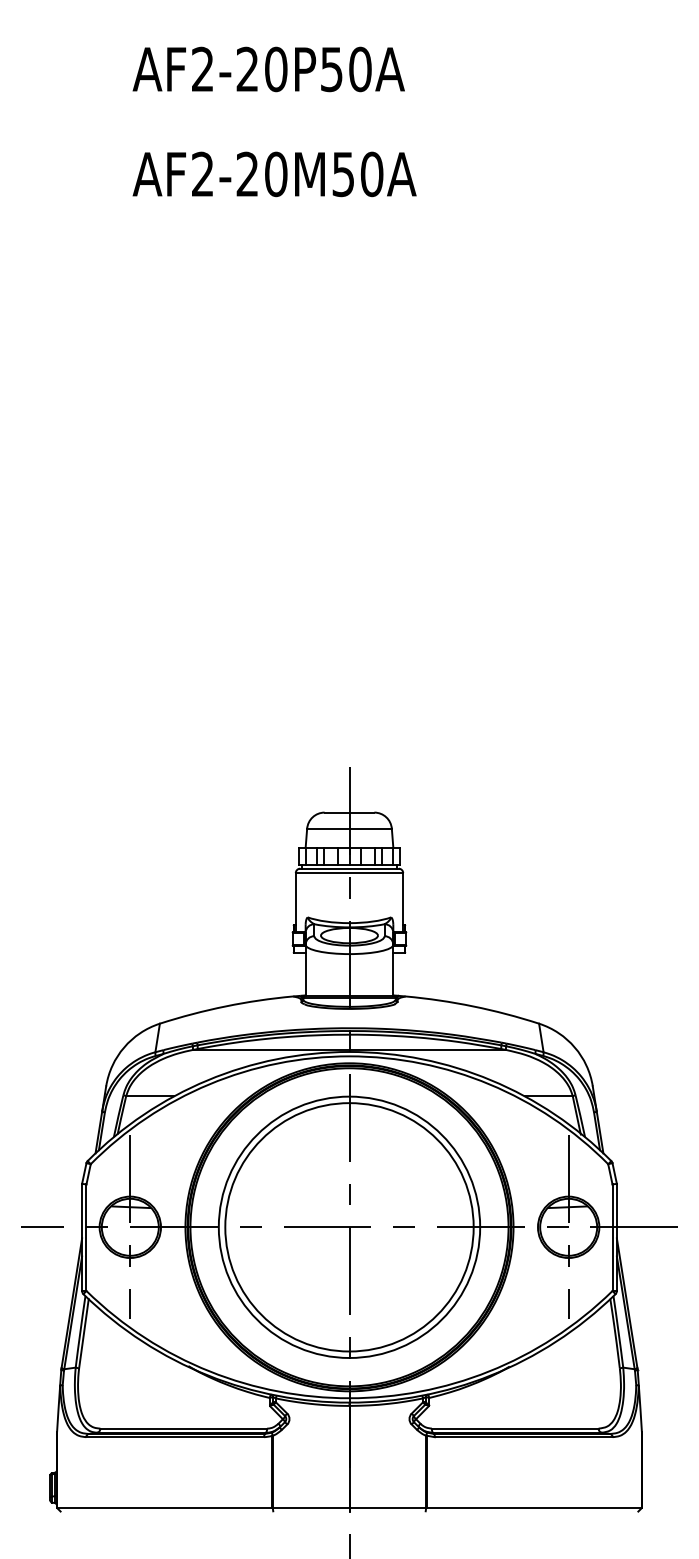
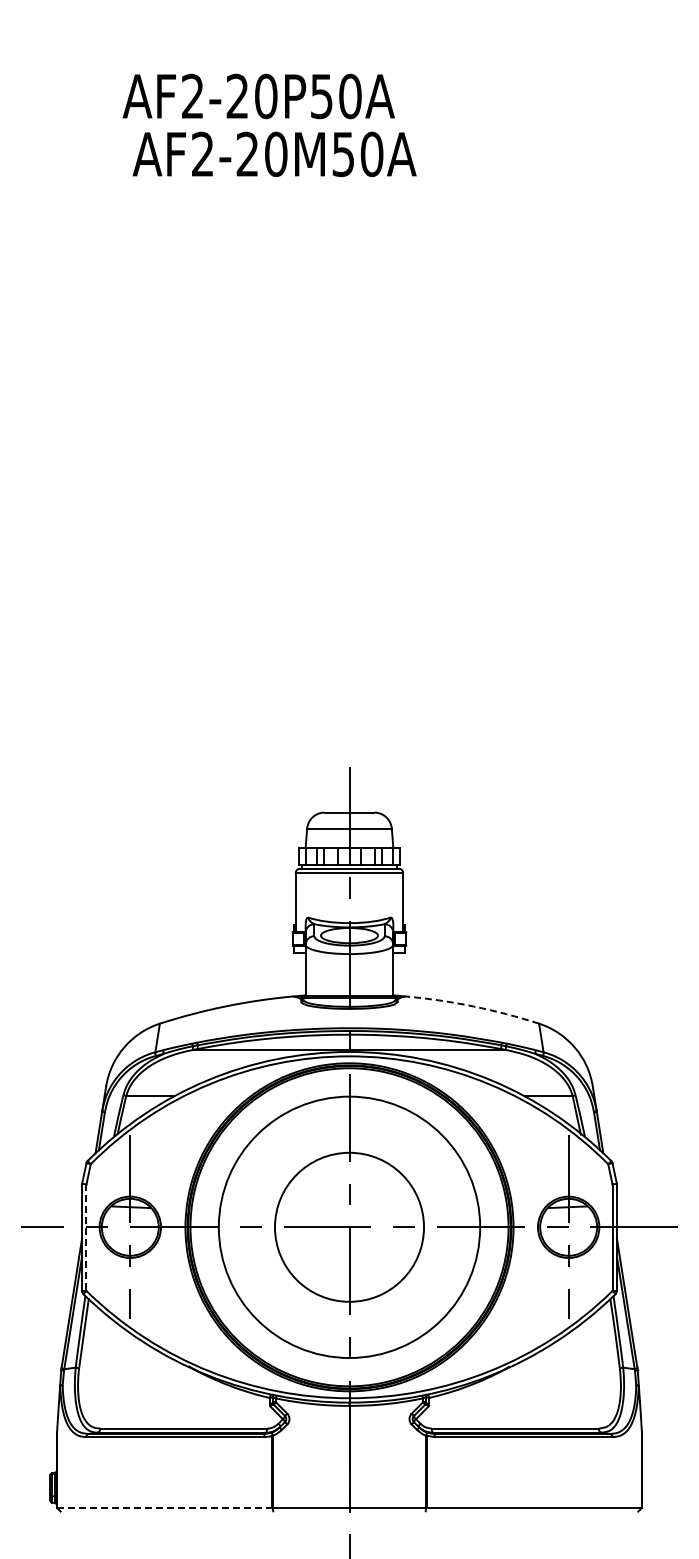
text position: (268, 69) -> (258, 96) (258, 96)
text position: (274, 174) -> (274, 154) (274, 154)
arc: solid -> dashed (473, 1006)
circle diameter: 248 px -> 149 px (349, 1226)
line: solid -> dashed (86, 1238)
line: solid -> dashed (164, 1507)
